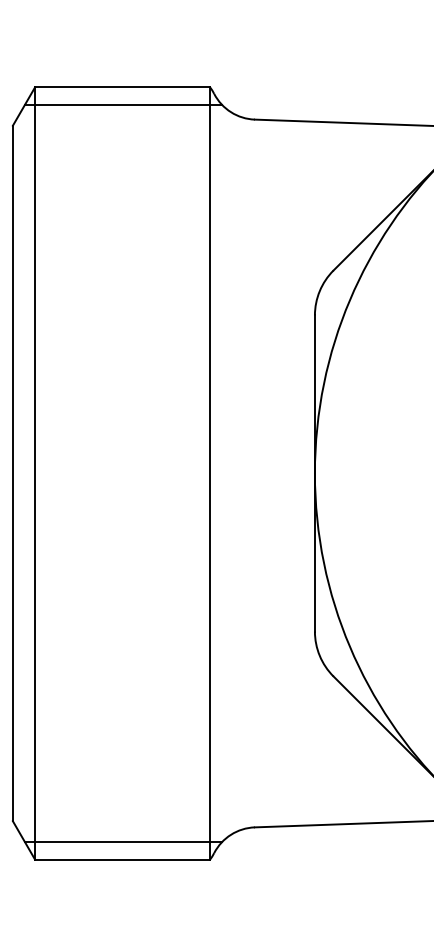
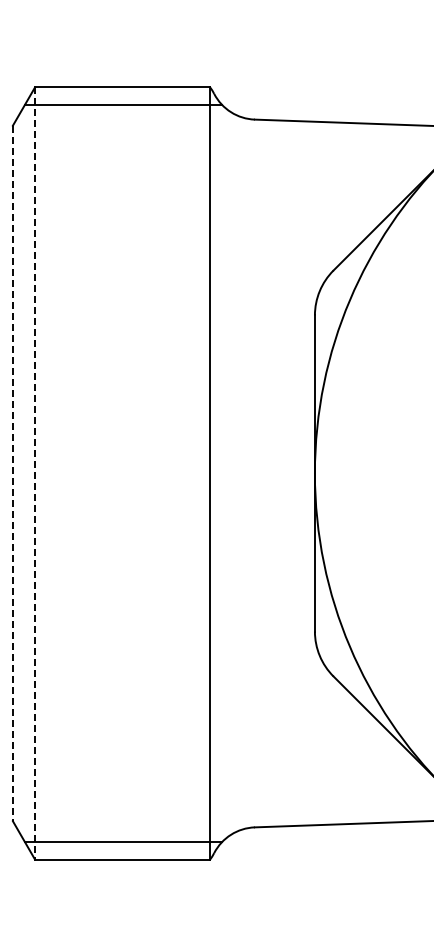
line: solid -> dashed (12, 473)
line: solid -> dashed (35, 474)
